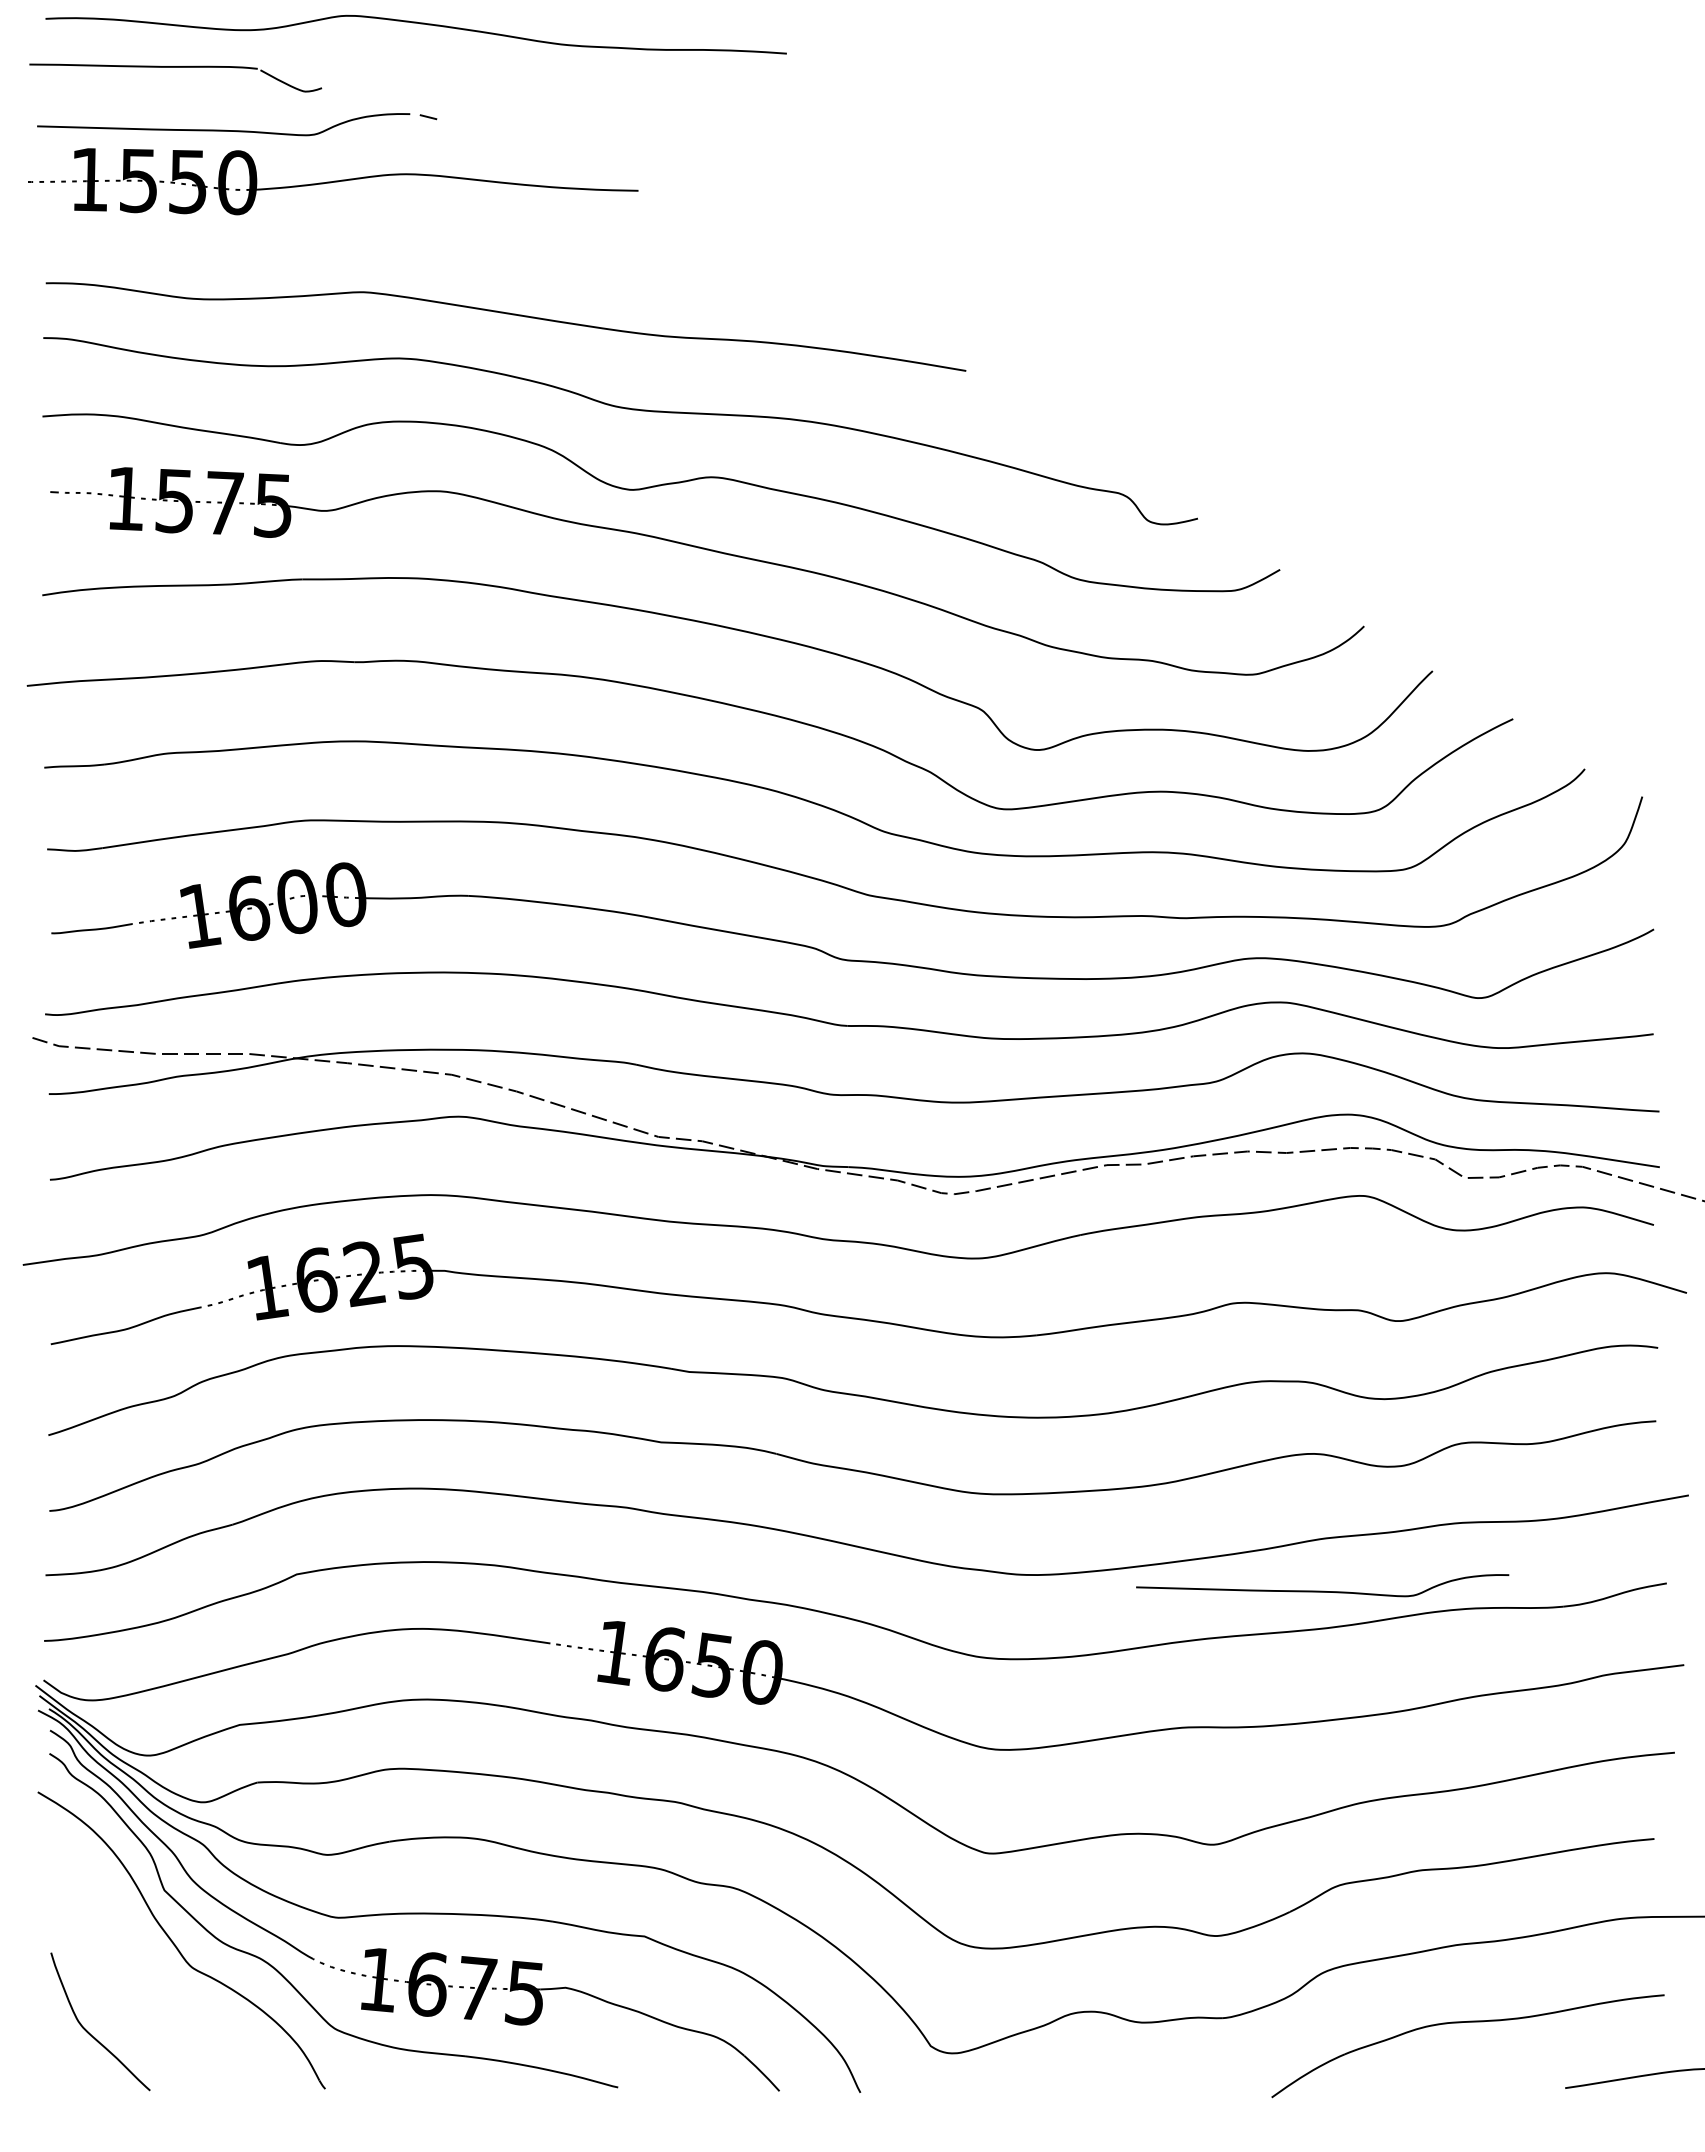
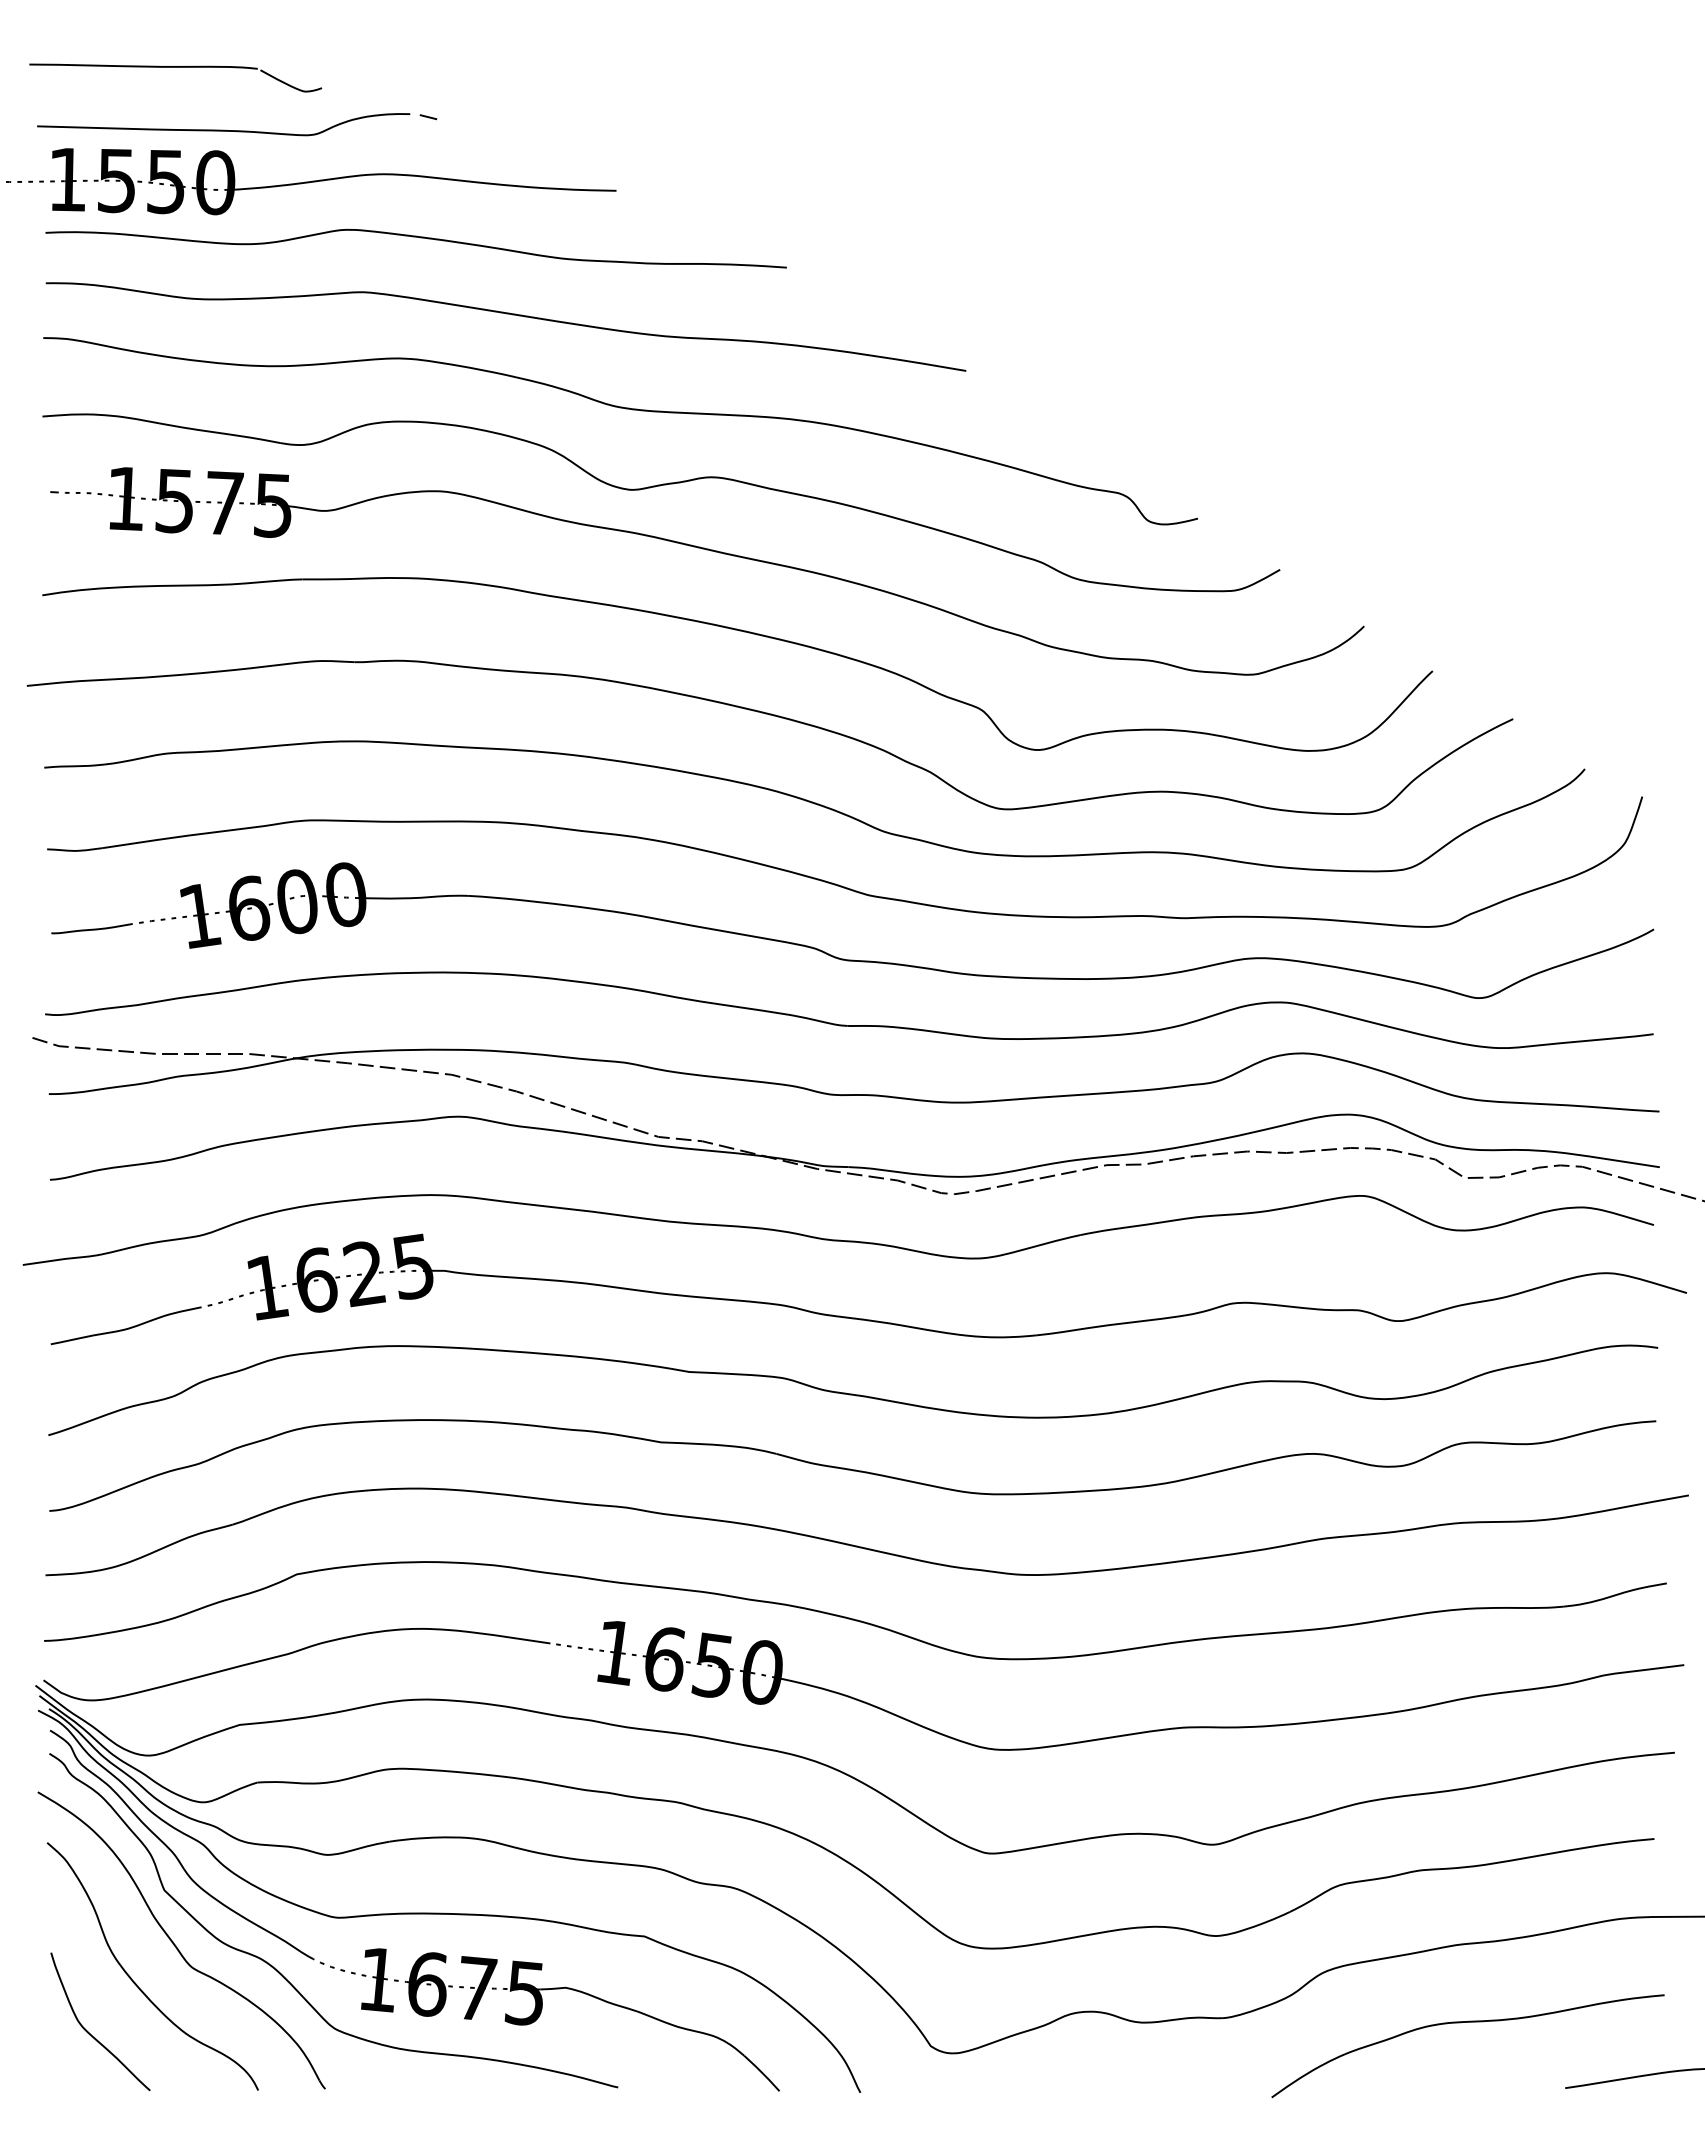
curve position: (415, 23) -> (415, 237) (415, 237)
part position: (333, 181) -> (311, 181) (311, 181)
curve: present -> none (1322, 1590)
curve: none -> present (135, 1982)
